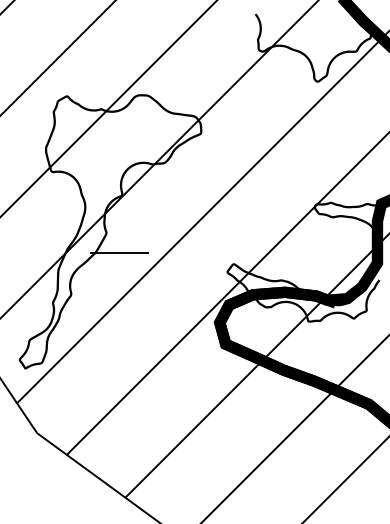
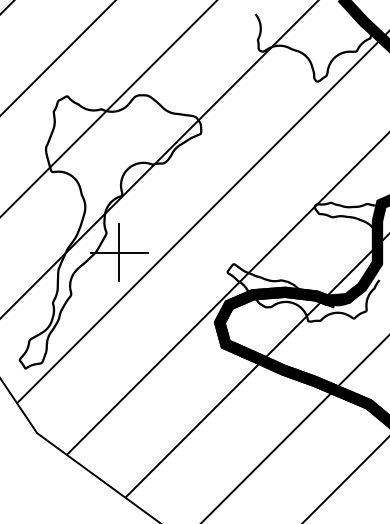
line: none -> present (119, 252)
